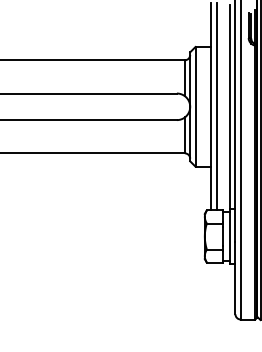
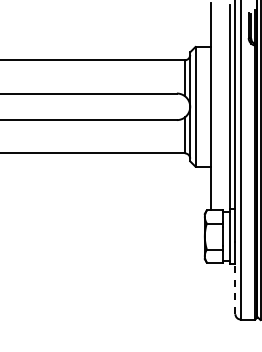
line: present -> none (216, 106)
line: solid -> dashed (235, 288)
